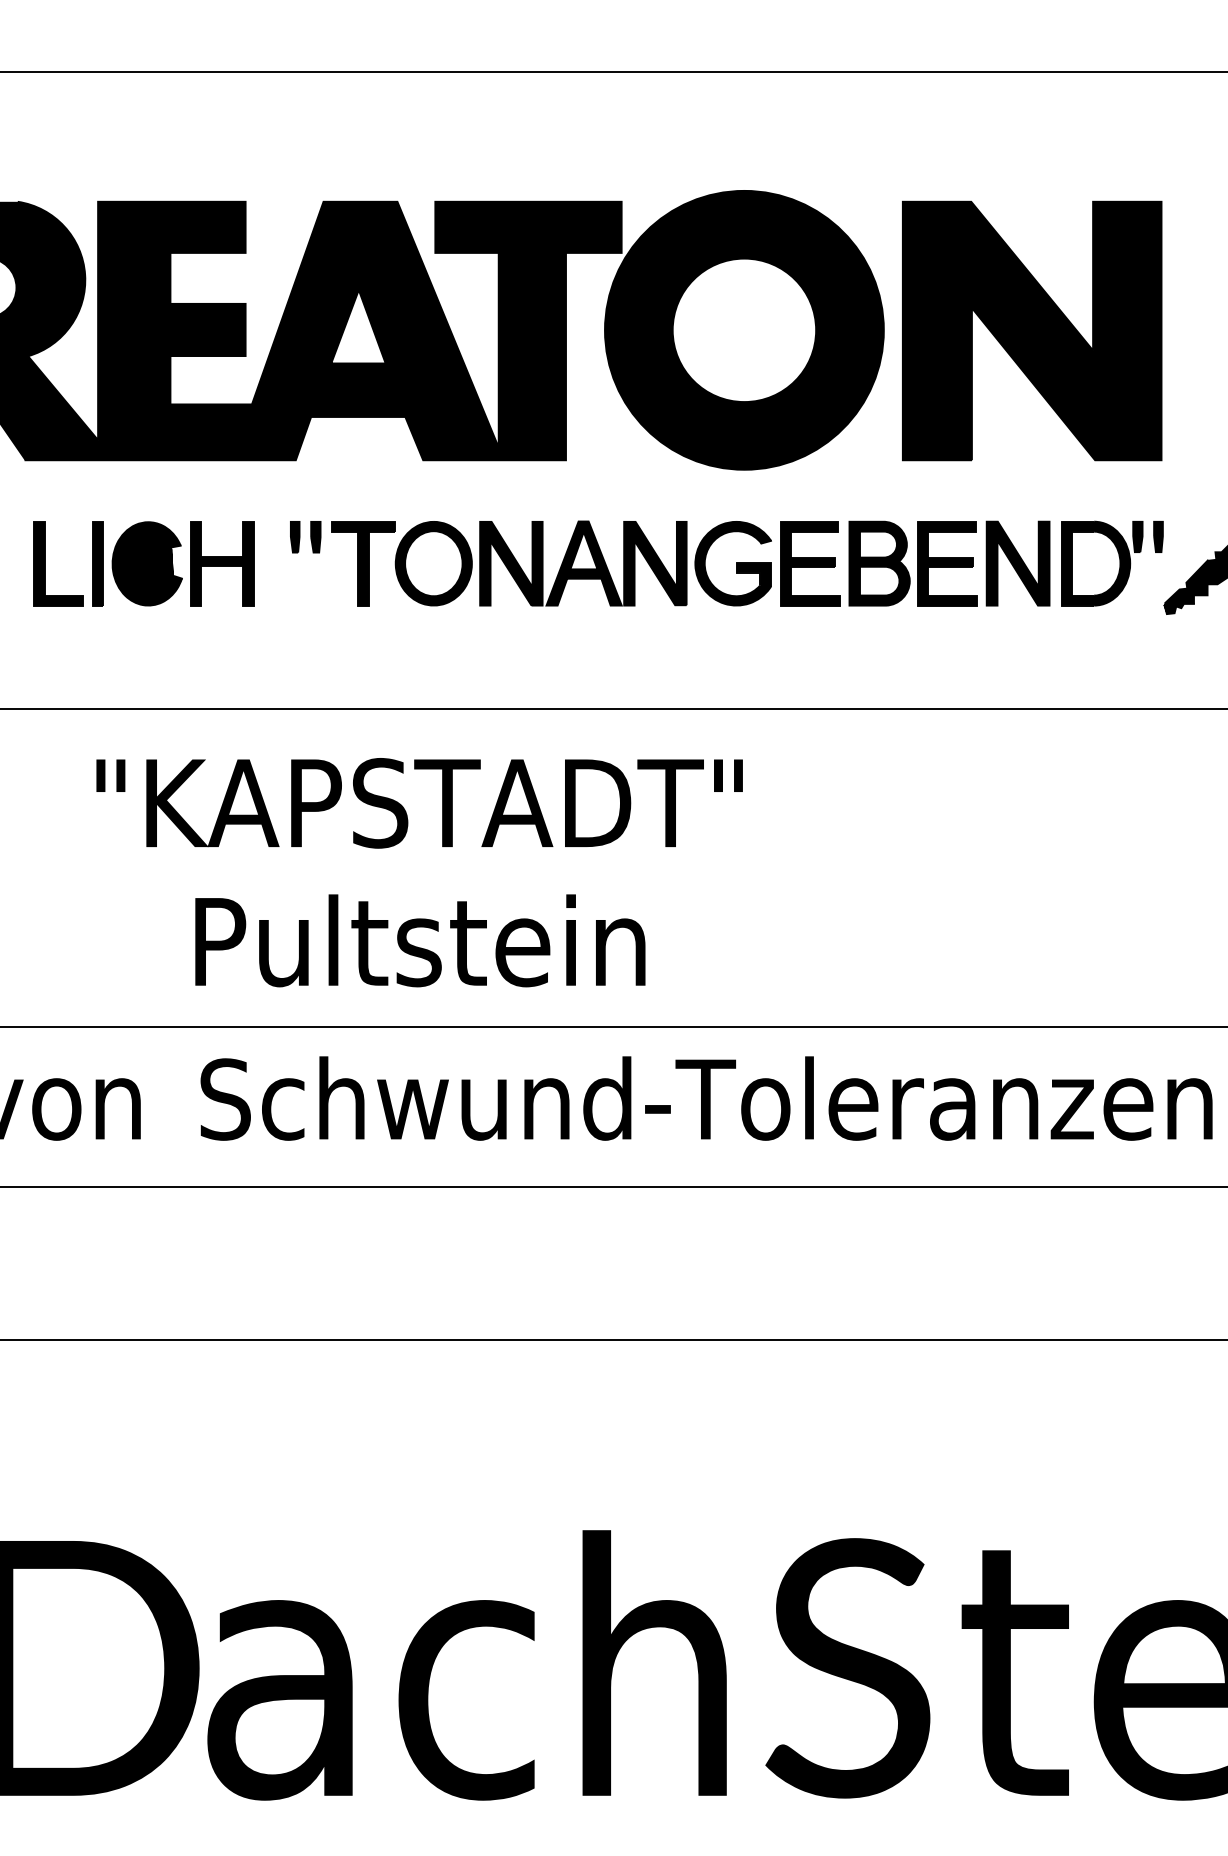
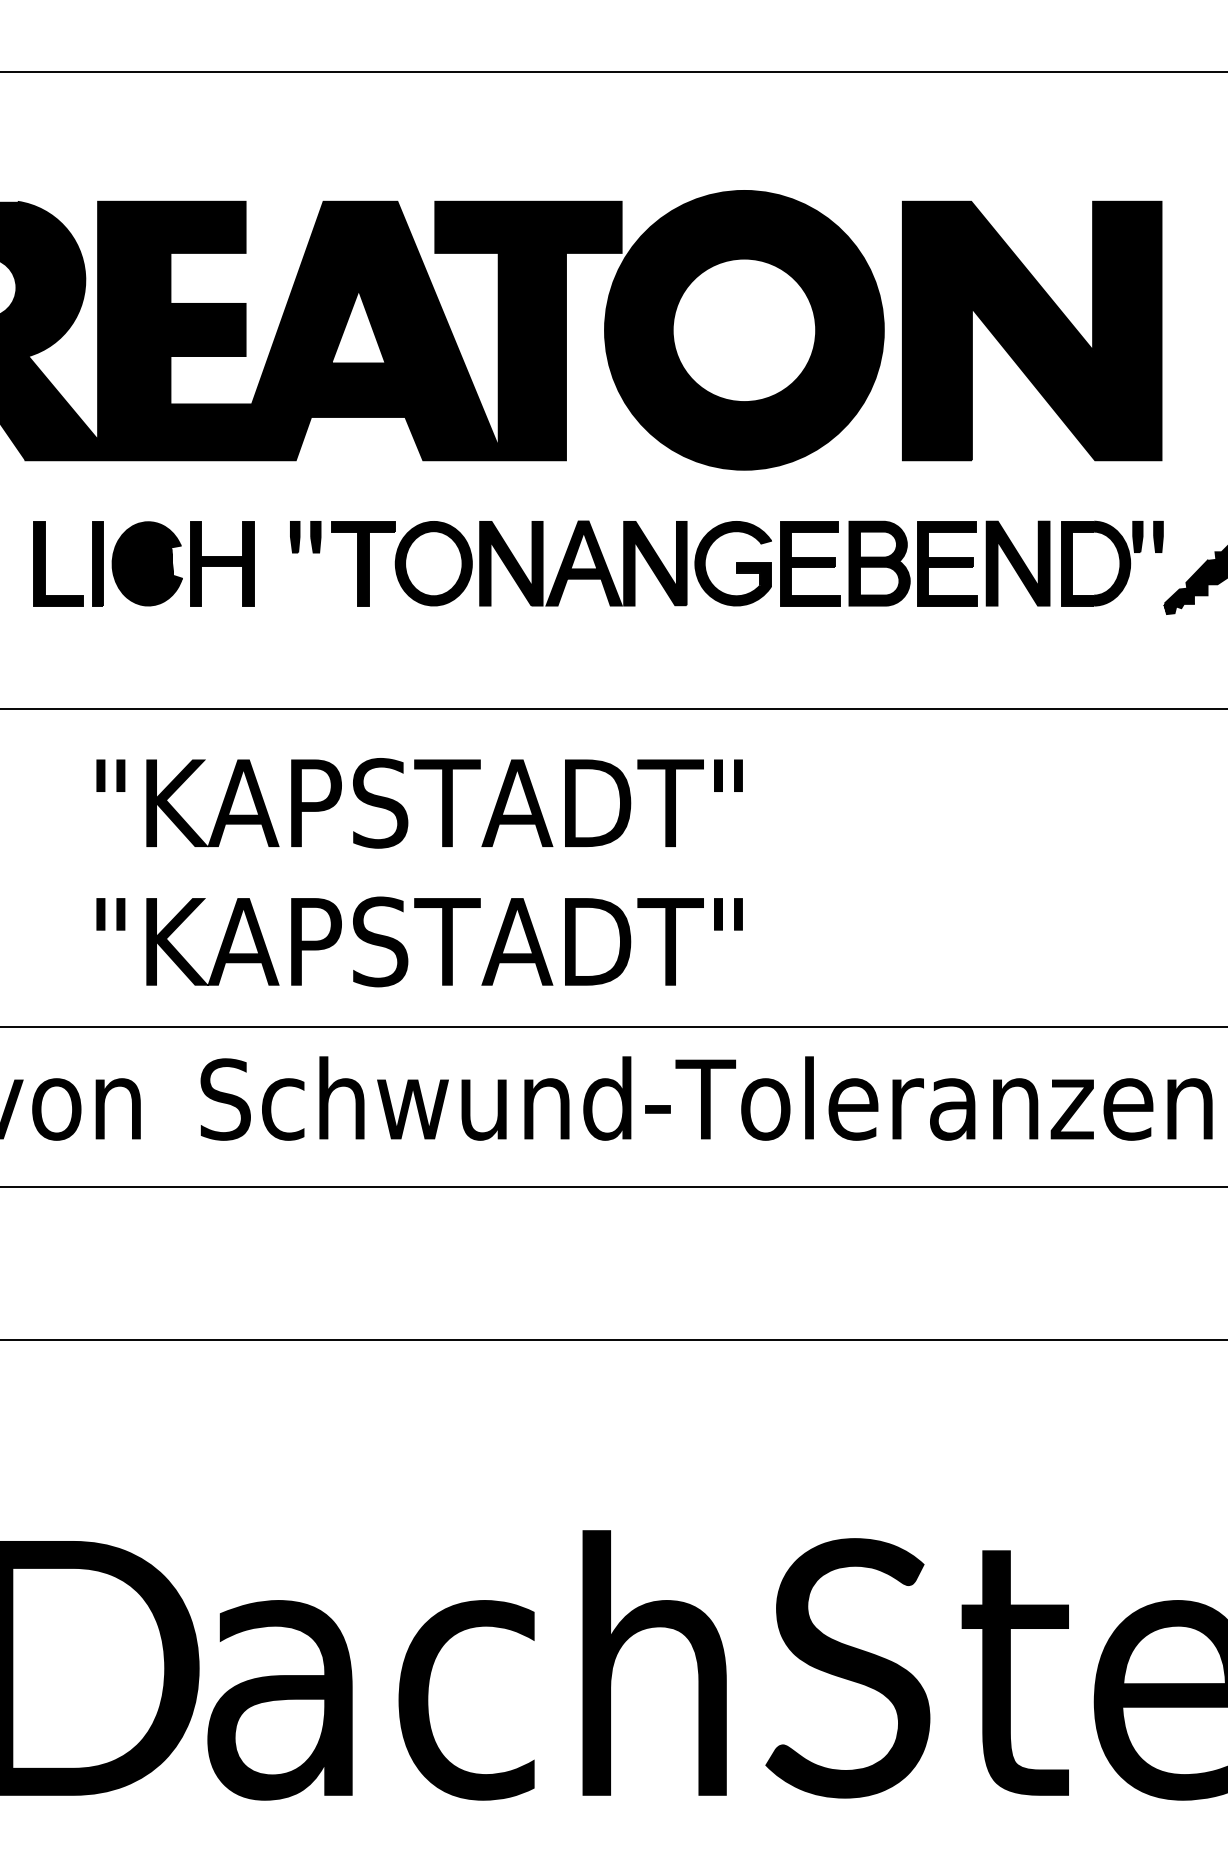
text: Pultstein -> "KAPSTADT" (419, 940)
